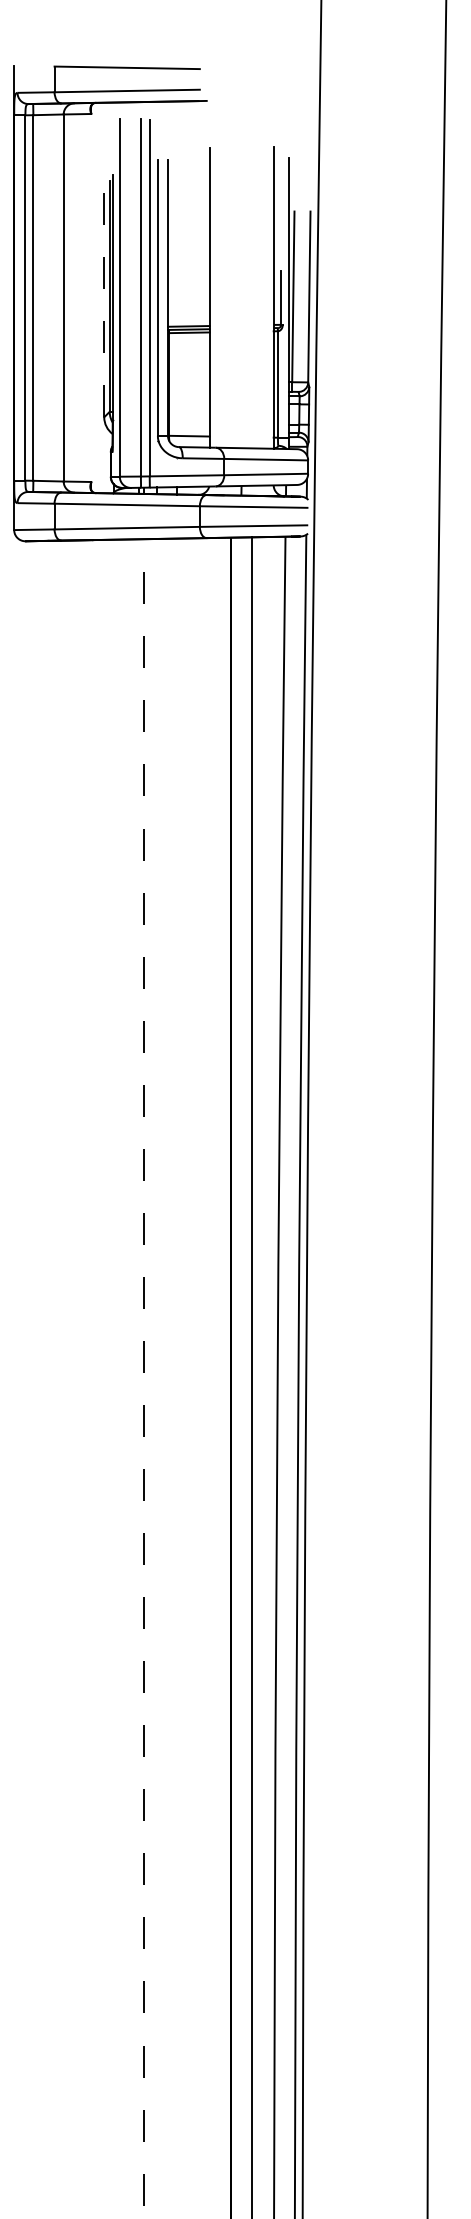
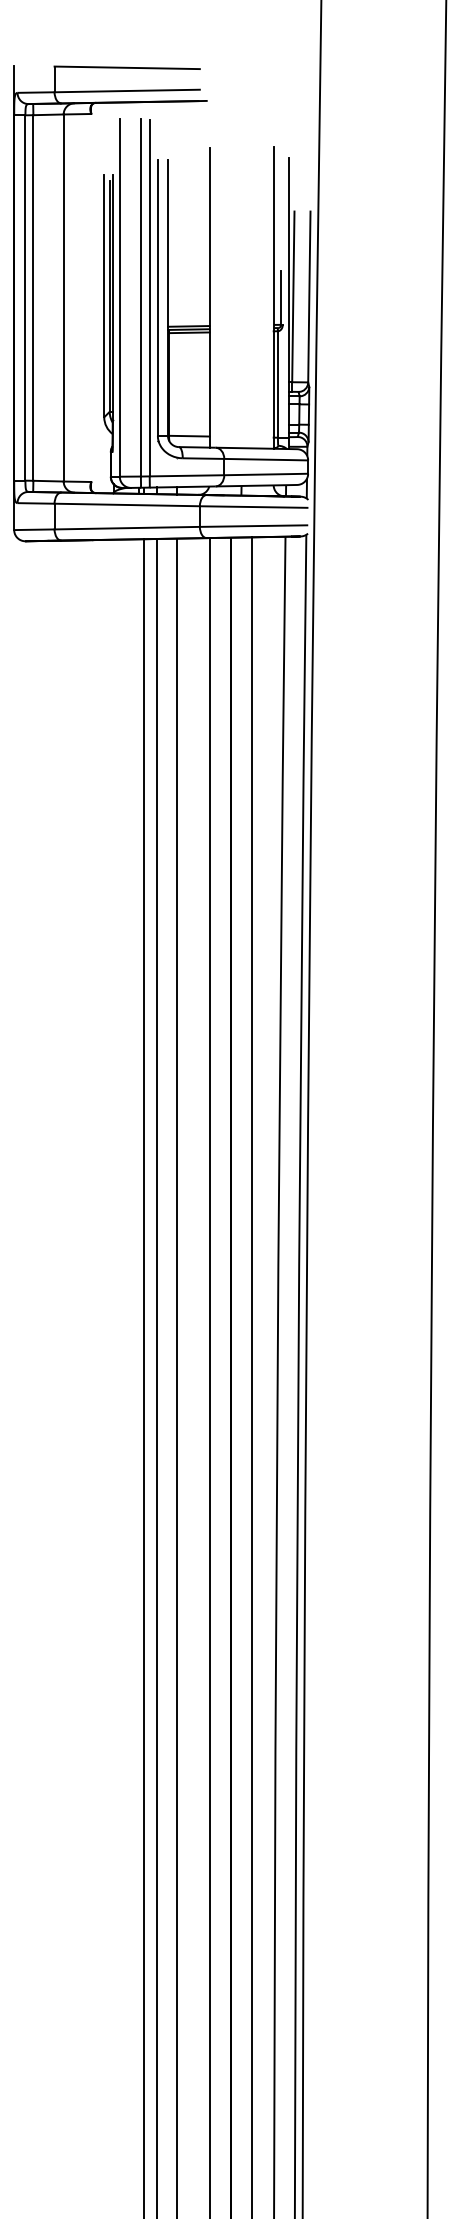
line: dashed -> solid (104, 296)
line: none -> present (156, 1376)
line: none -> present (177, 1376)
line: none -> present (210, 1376)
line: dashed -> solid (144, 1378)
